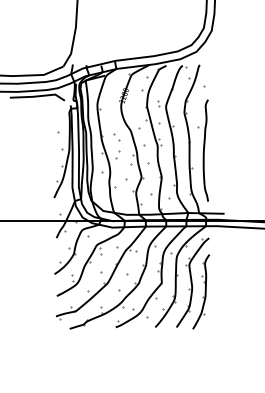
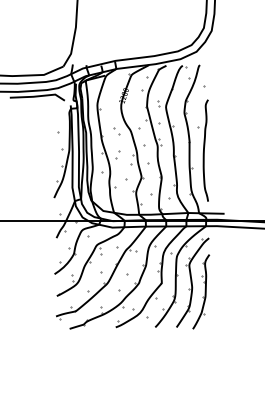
part position: (116, 137) -> (116, 131) (116, 131)
